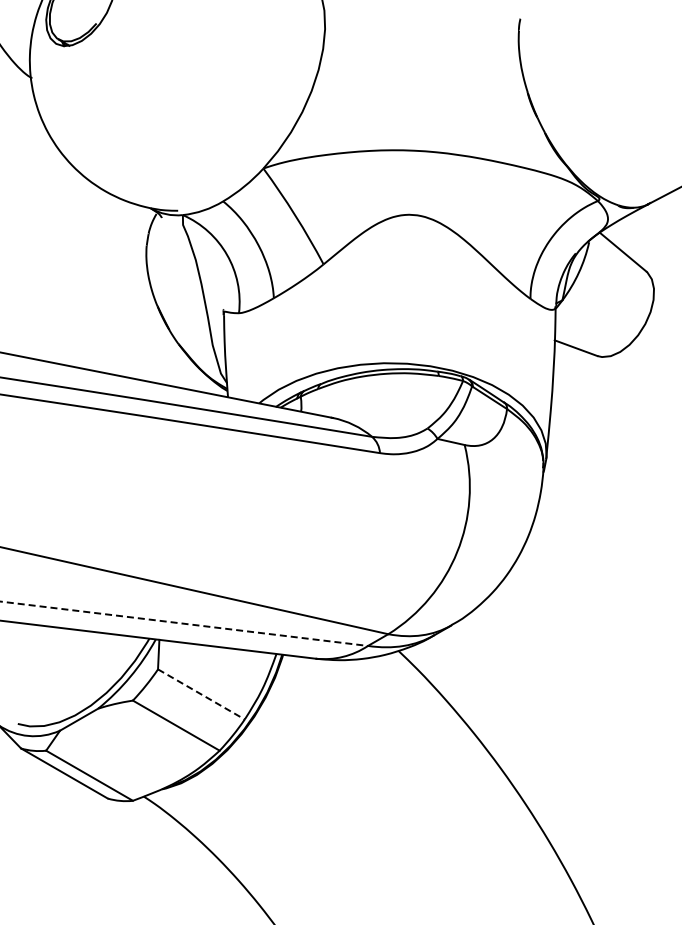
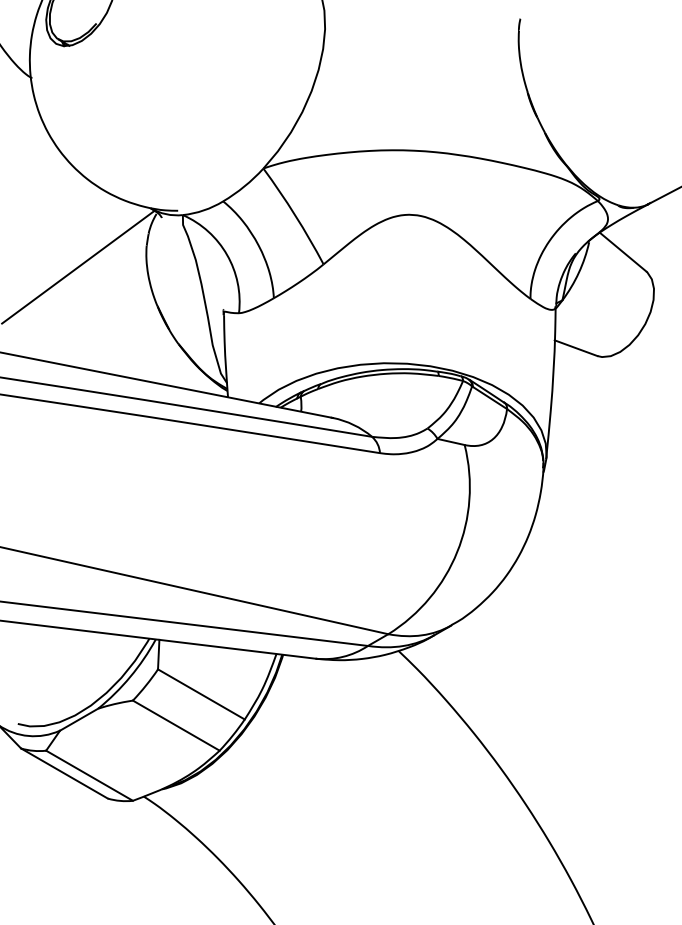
line: none -> present (78, 266)
line: dashed -> solid (184, 623)
line: dashed -> solid (201, 694)
